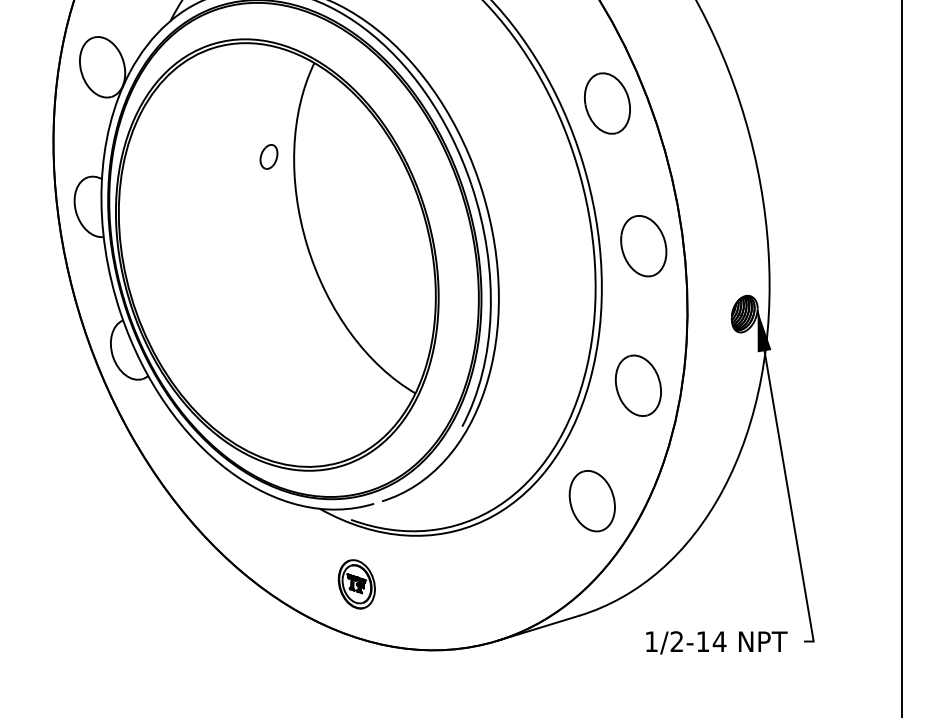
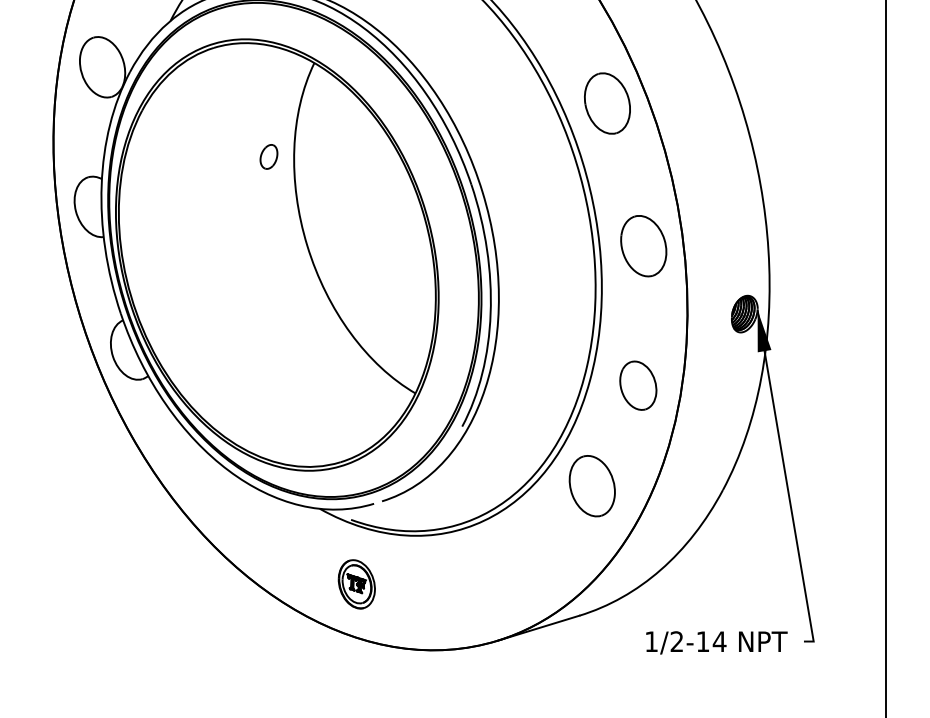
line position: (902, 358) -> (886, 358) (886, 358)
part size: 48x63 px -> 39x51 px (638, 385)
part position: (591, 501) -> (591, 486) (591, 486)
